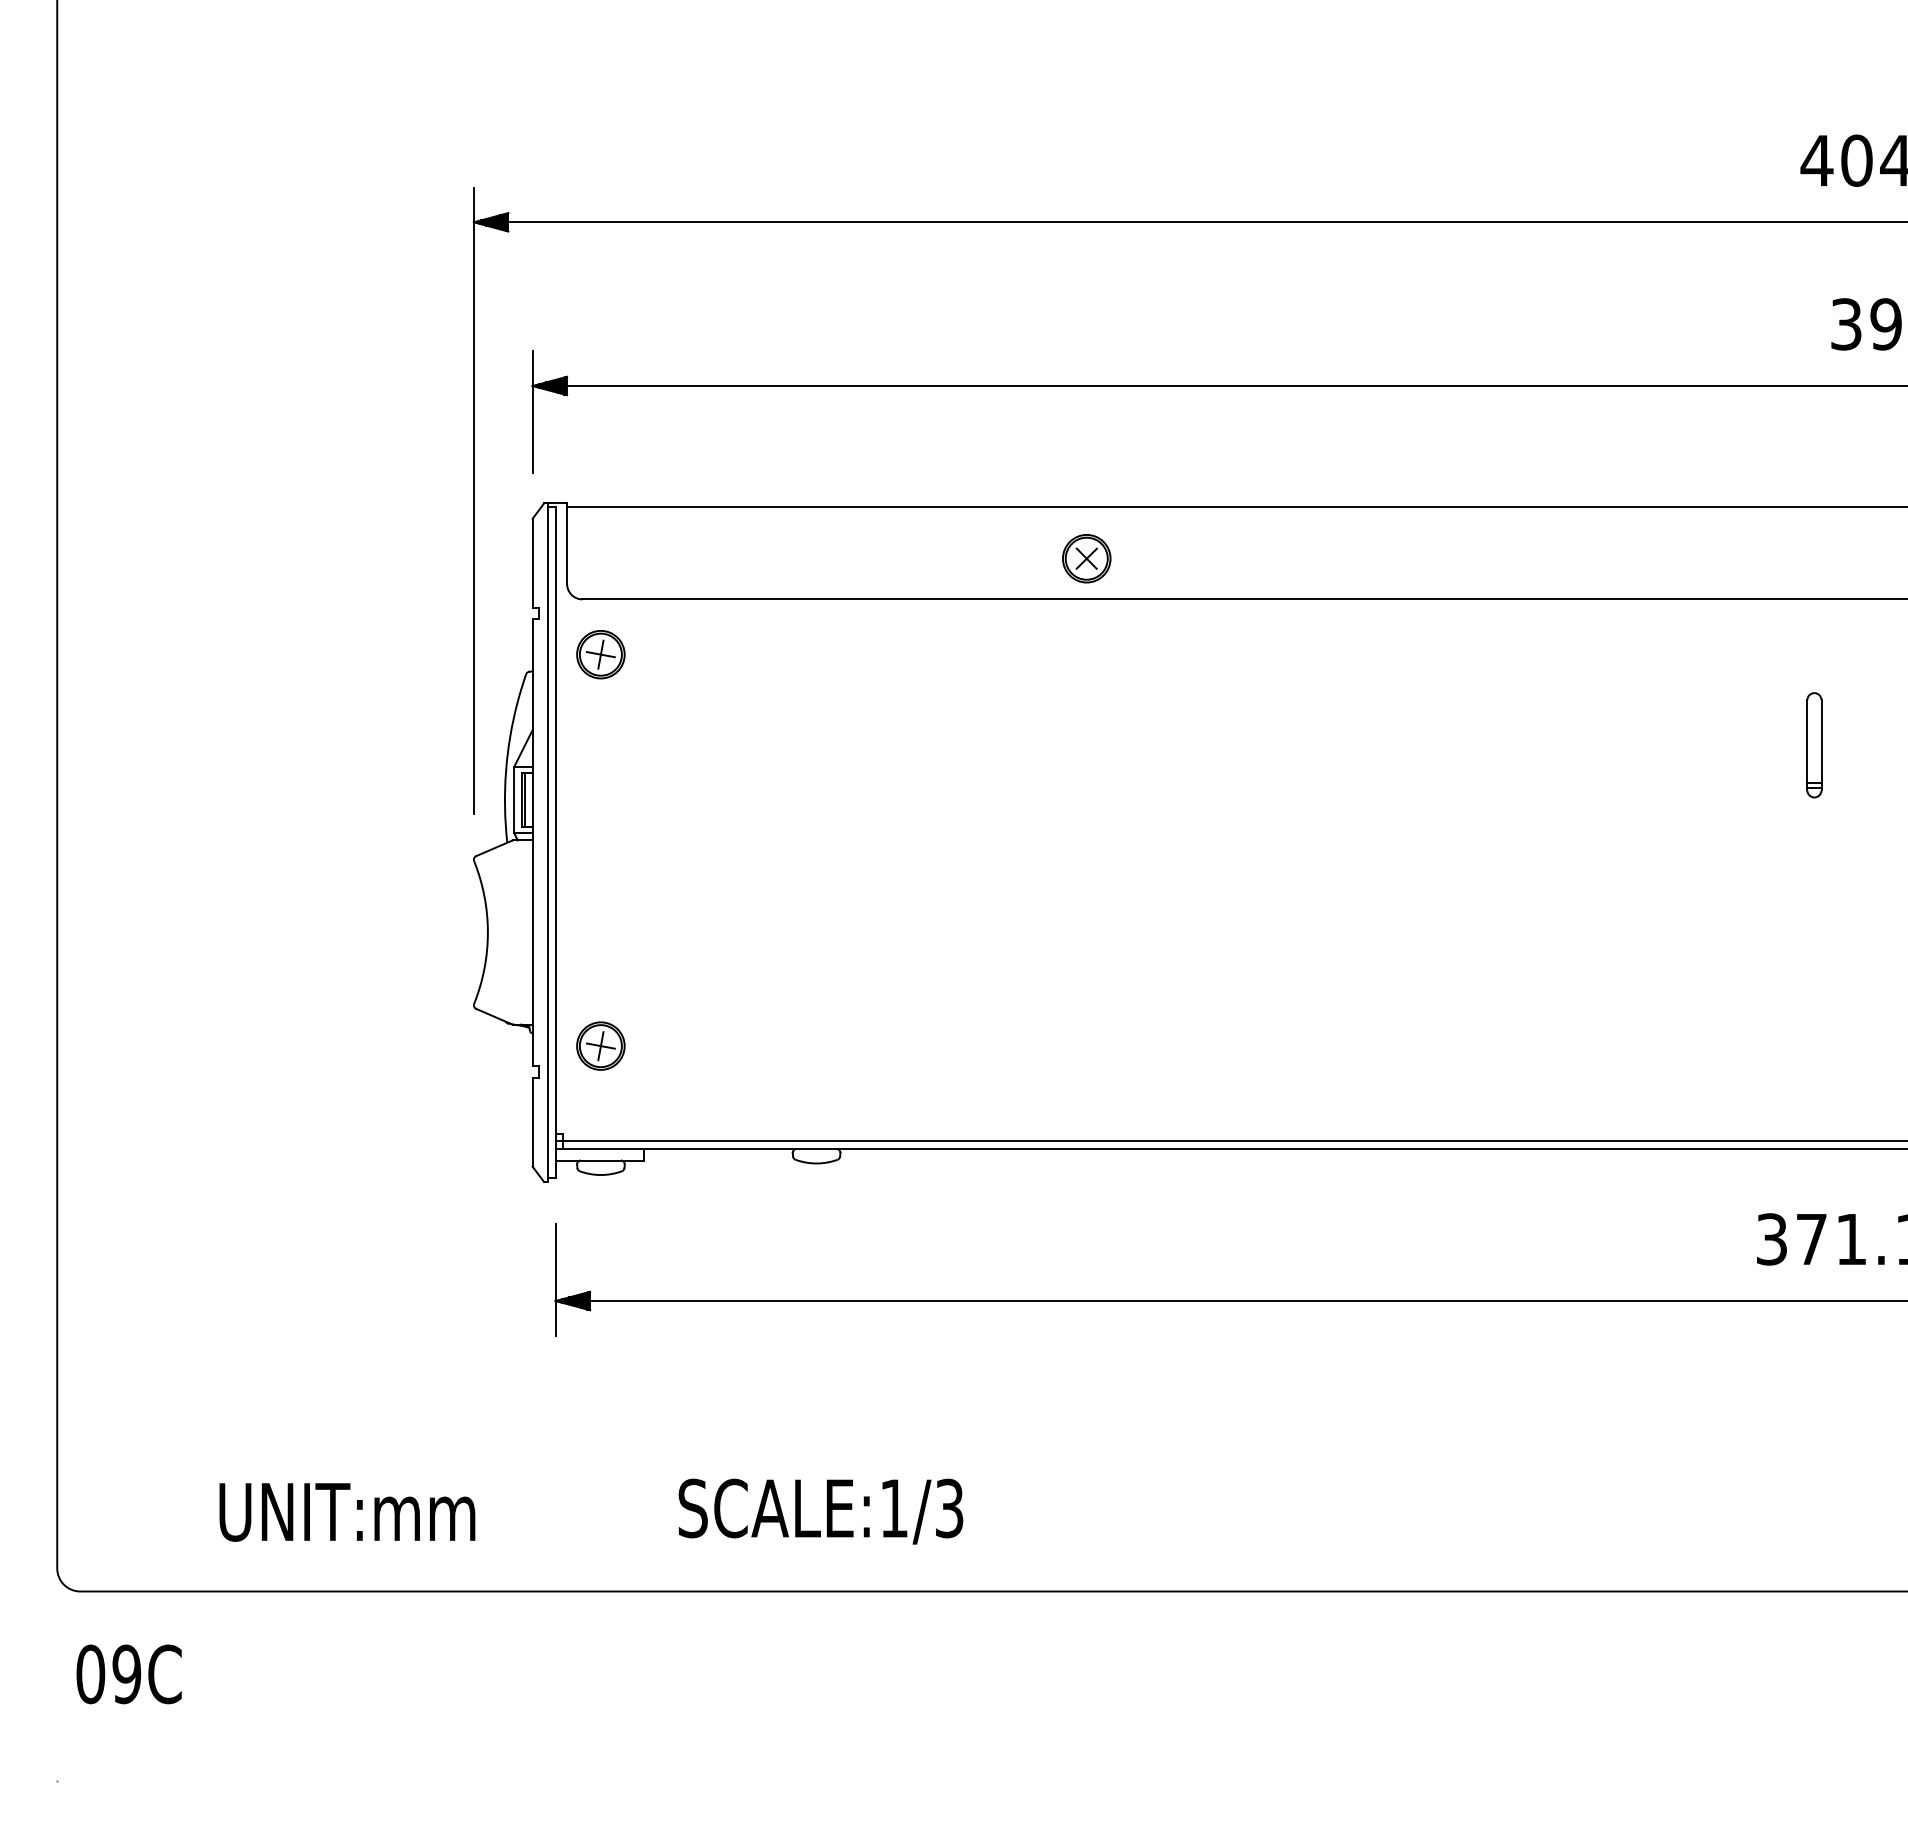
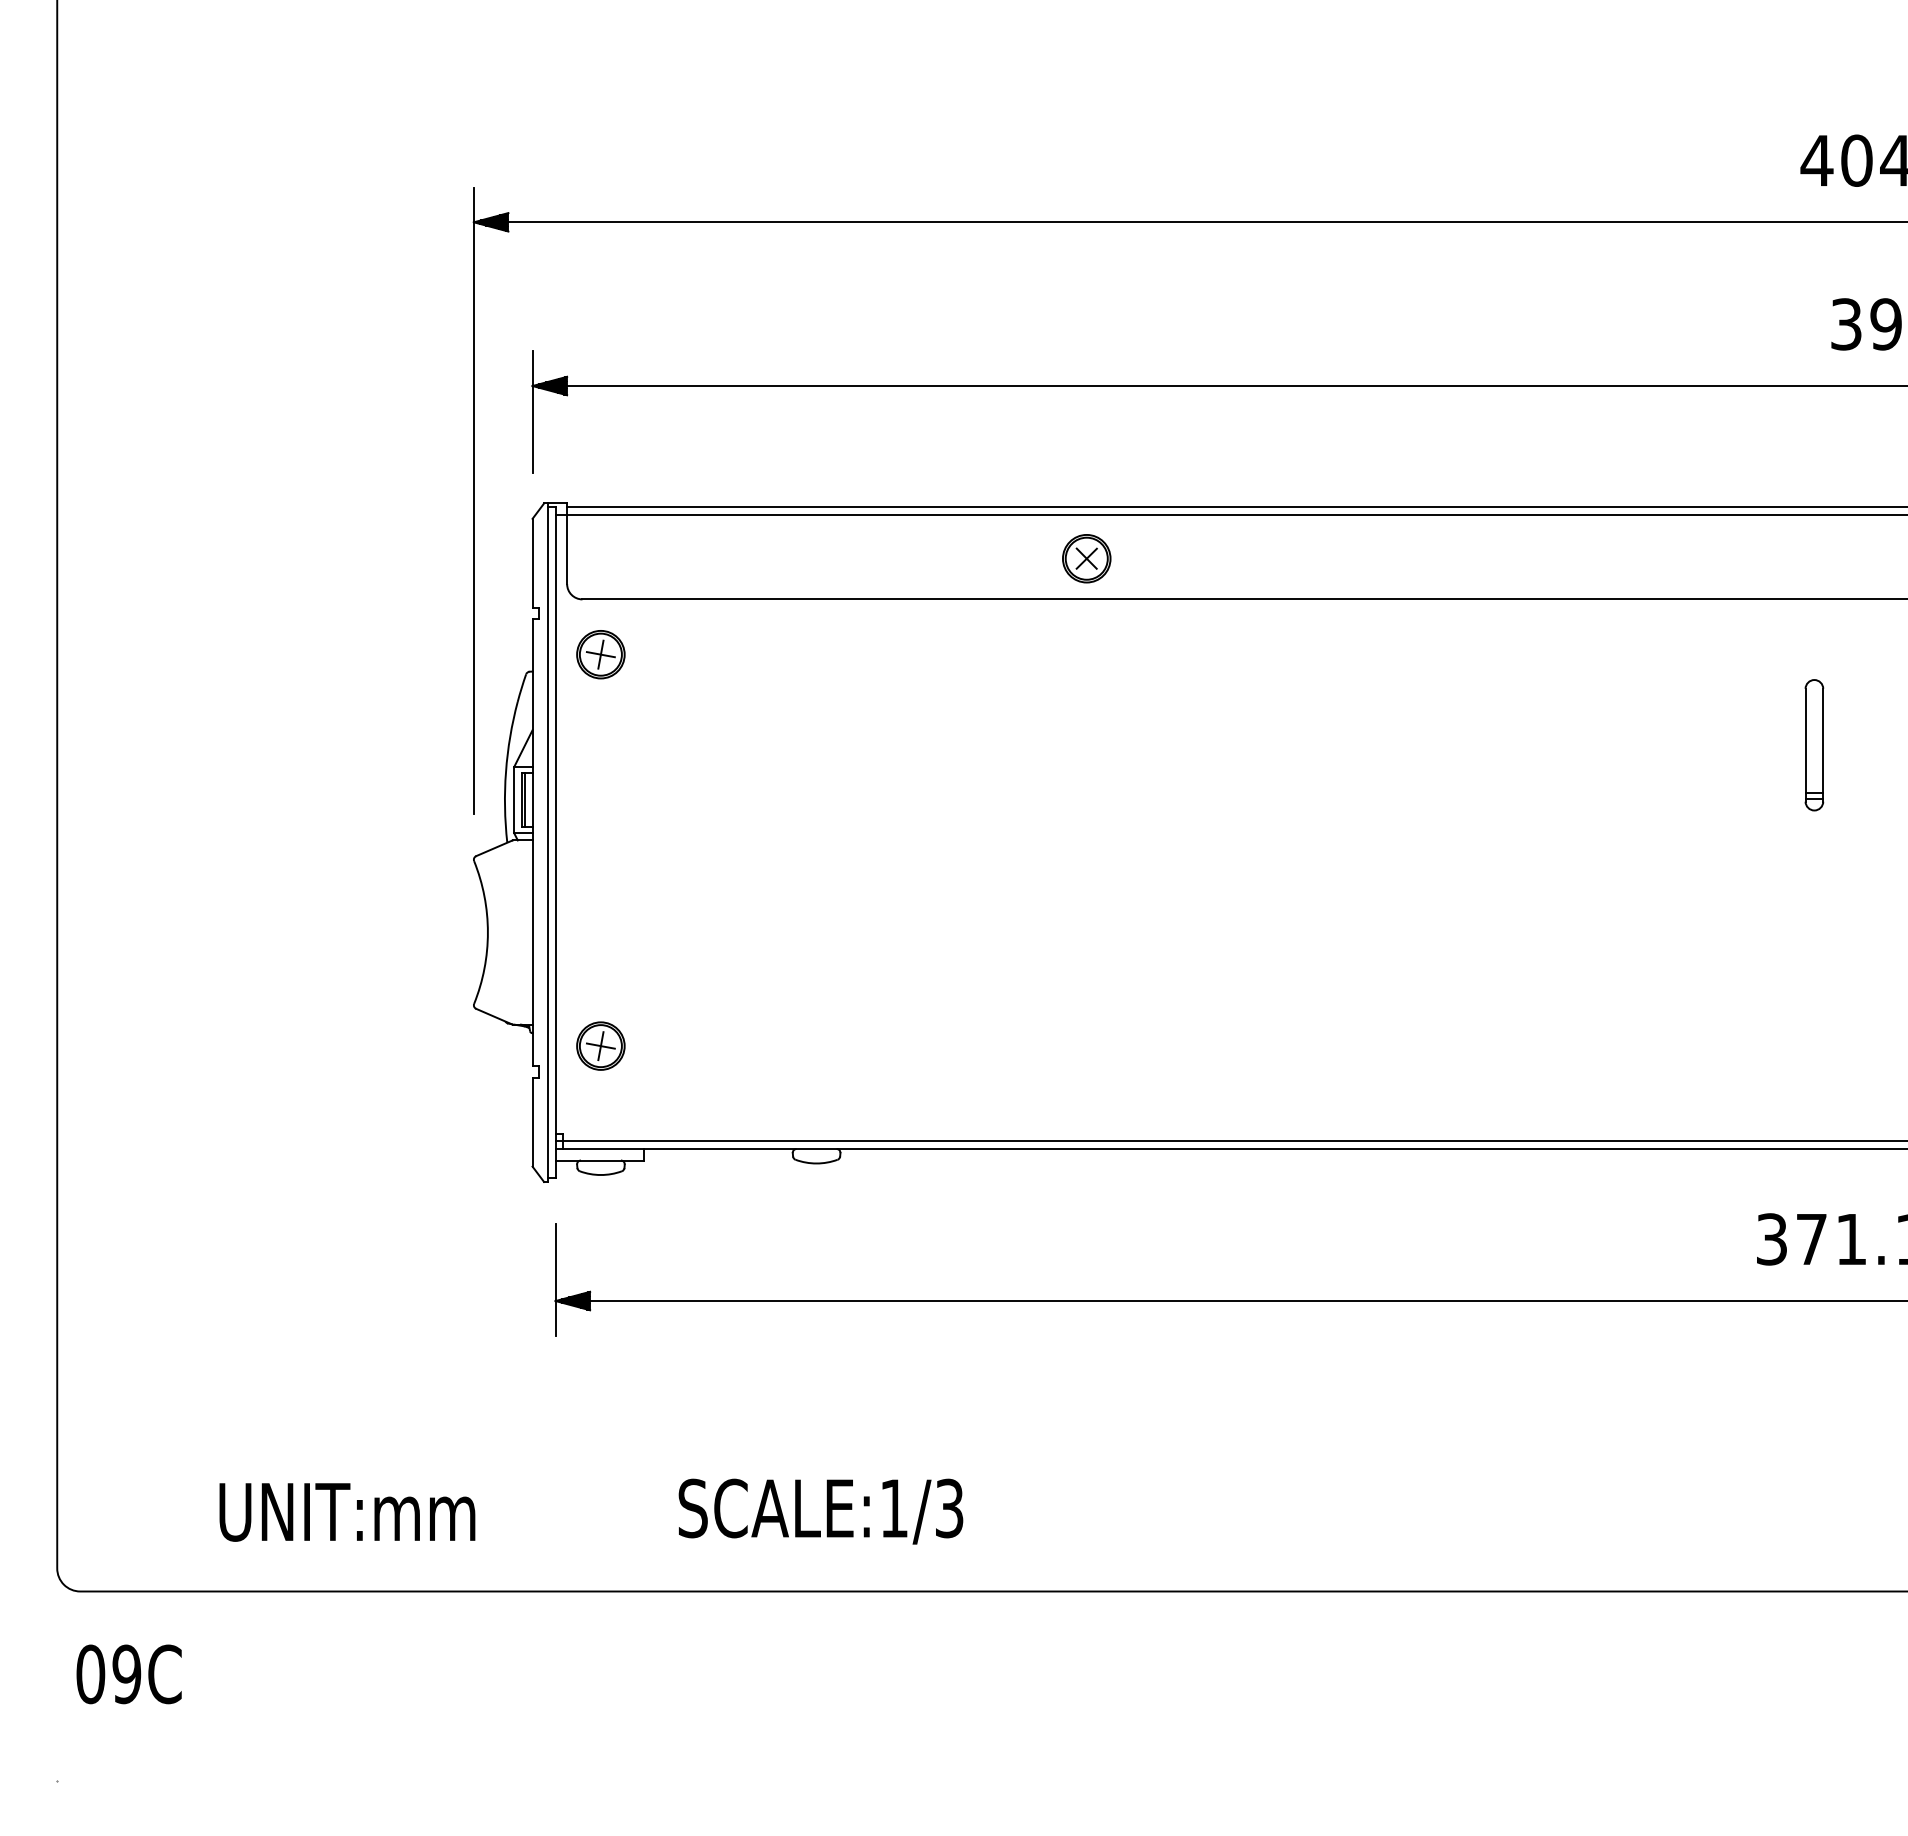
line: none -> present (1229, 514)
part size: 17x107 px -> 21x133 px (1814, 745)
